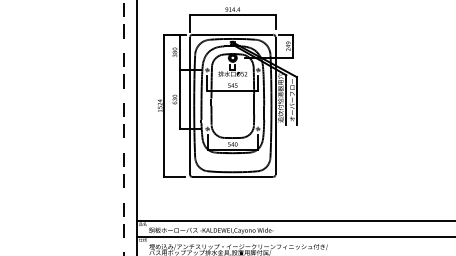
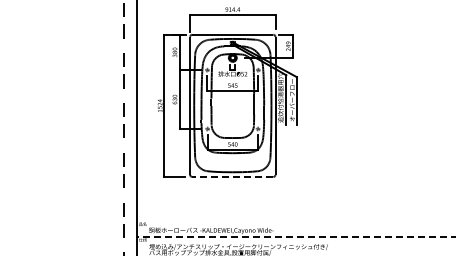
line: solid -> dashed (232, 177)
line: present -> none (294, 221)
line: solid -> dashed (296, 237)
